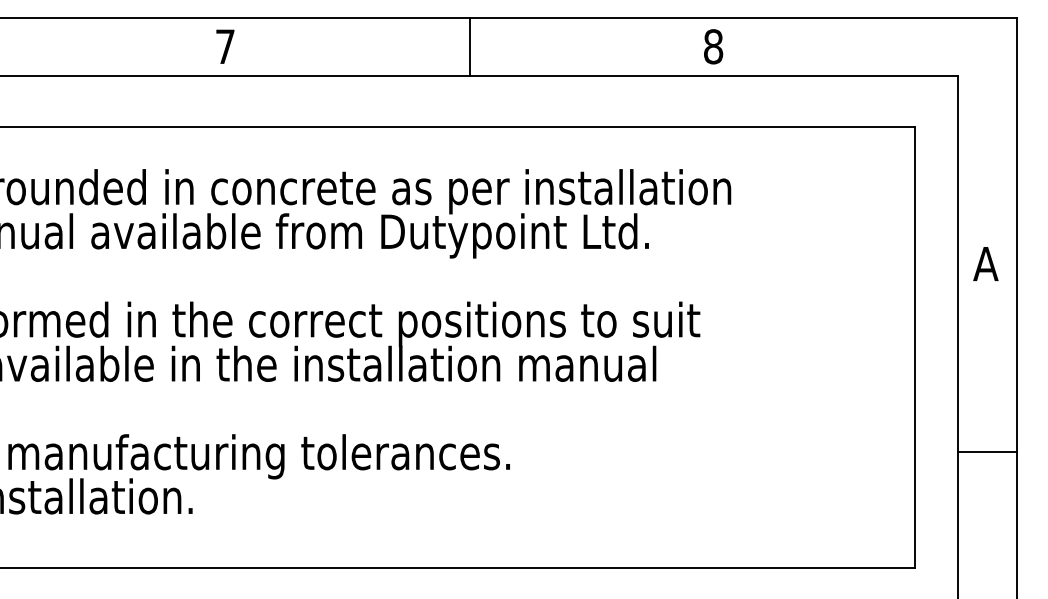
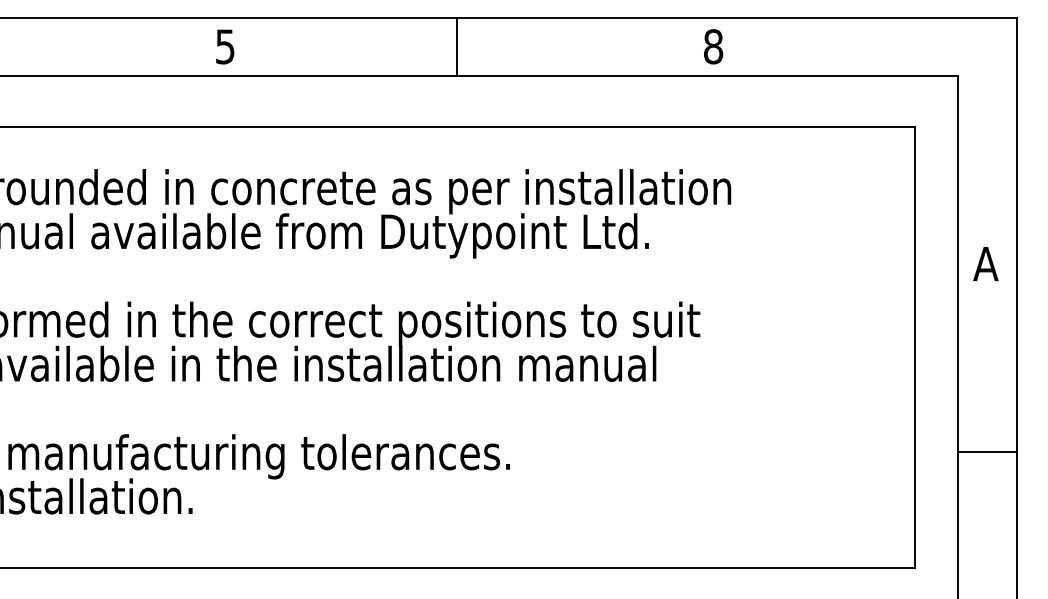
text: 7 -> 5 (225, 46)
line position: (469, 46) -> (456, 46) (456, 46)
